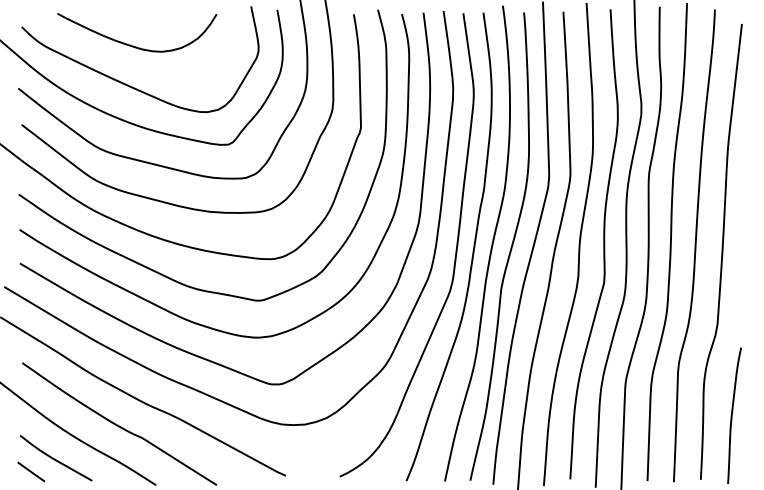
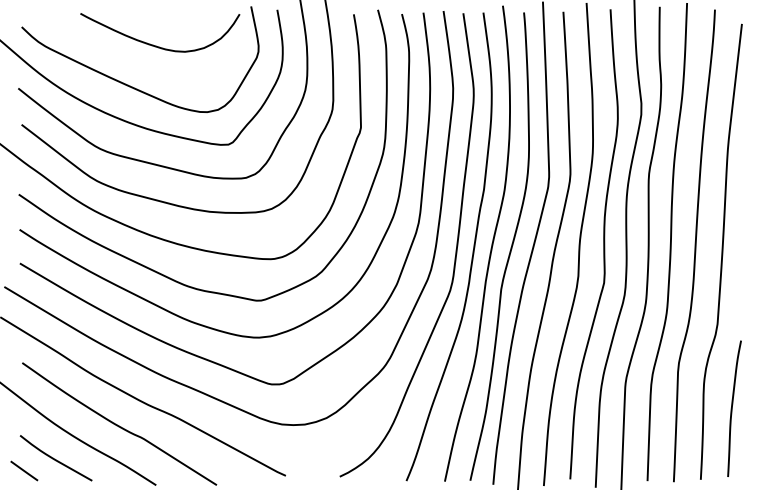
curve position: (133, 45) -> (156, 45) (156, 45)
curve position: (732, 415) -> (732, 408) (732, 408)
line position: (31, 471) -> (24, 470) (24, 470)
